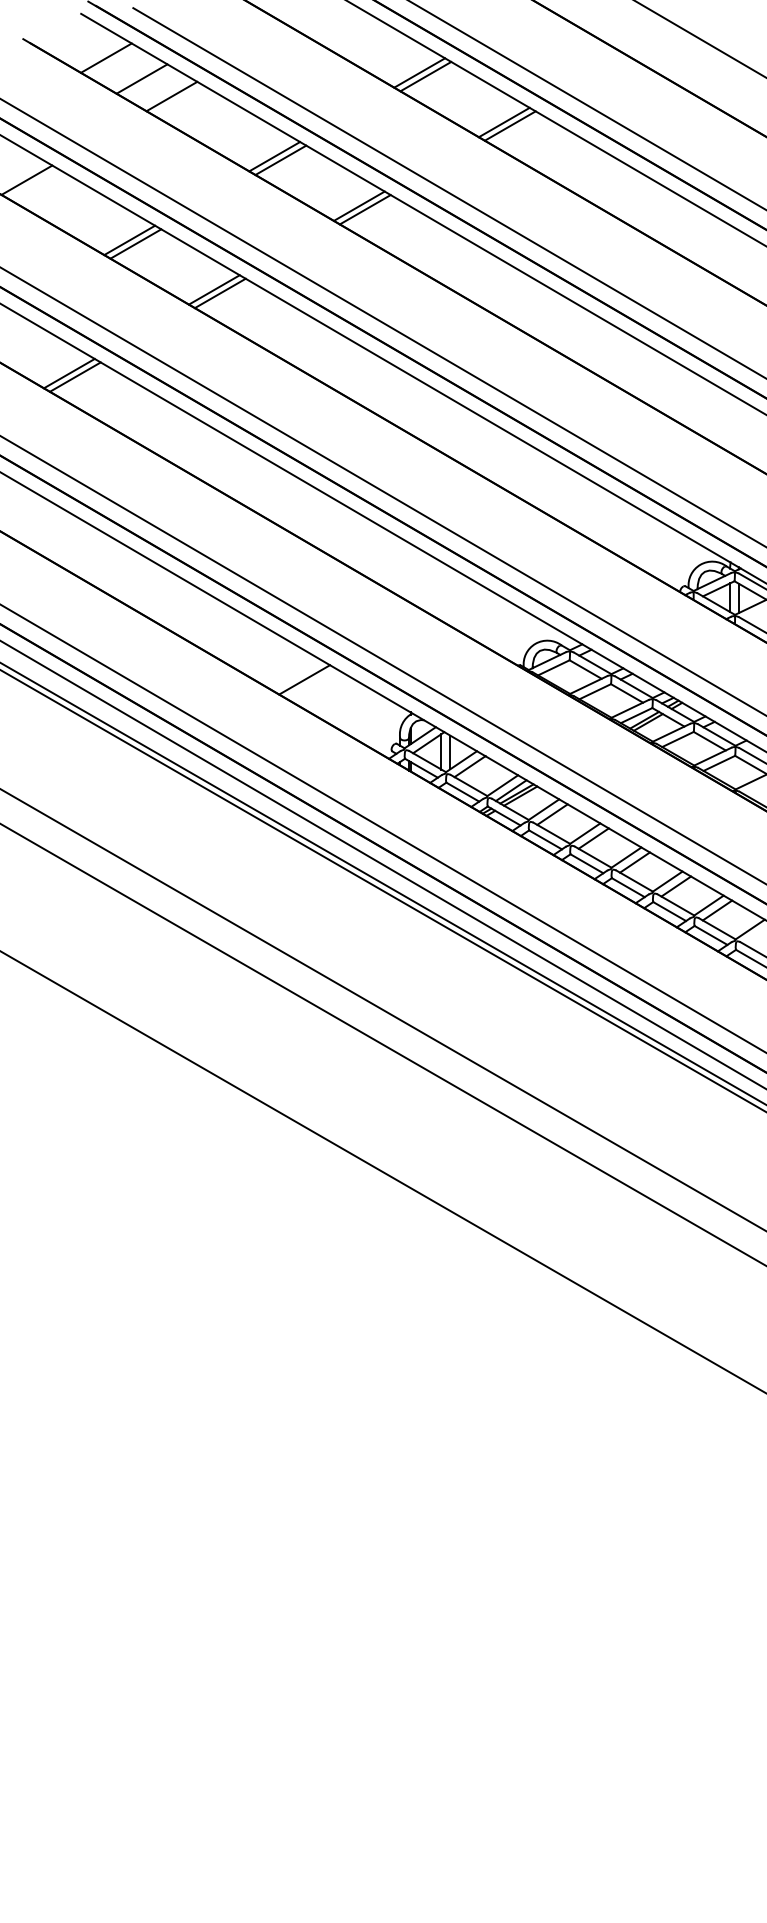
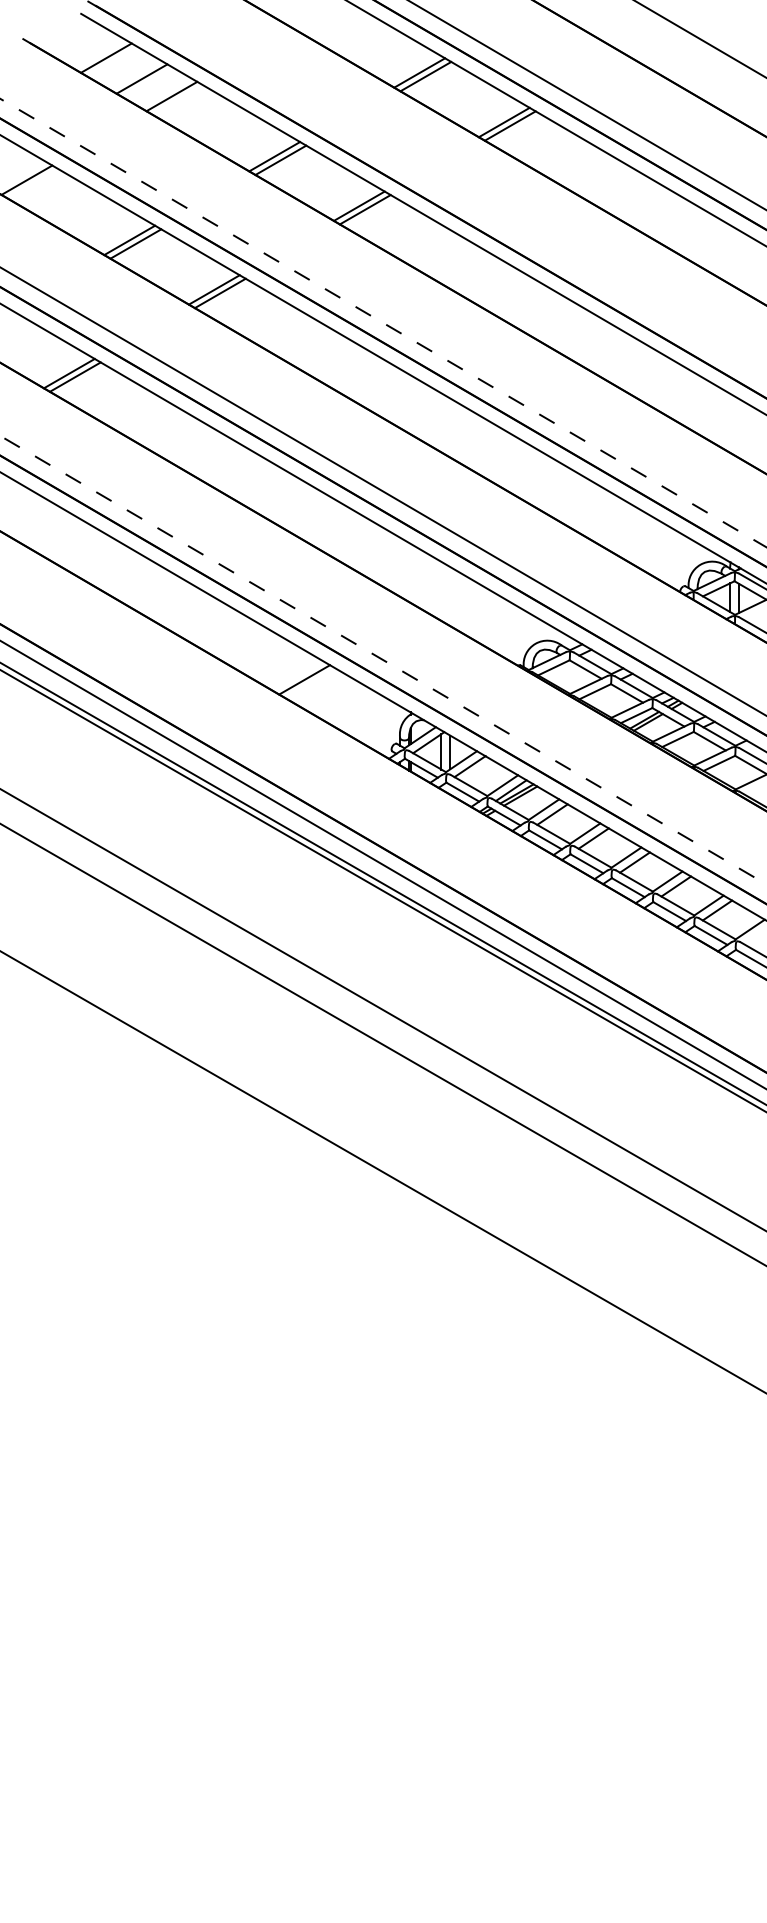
line: present -> none (448, 192)
line: solid -> dashed (383, 323)
line: solid -> dashed (383, 660)
line: present -> none (382, 828)
